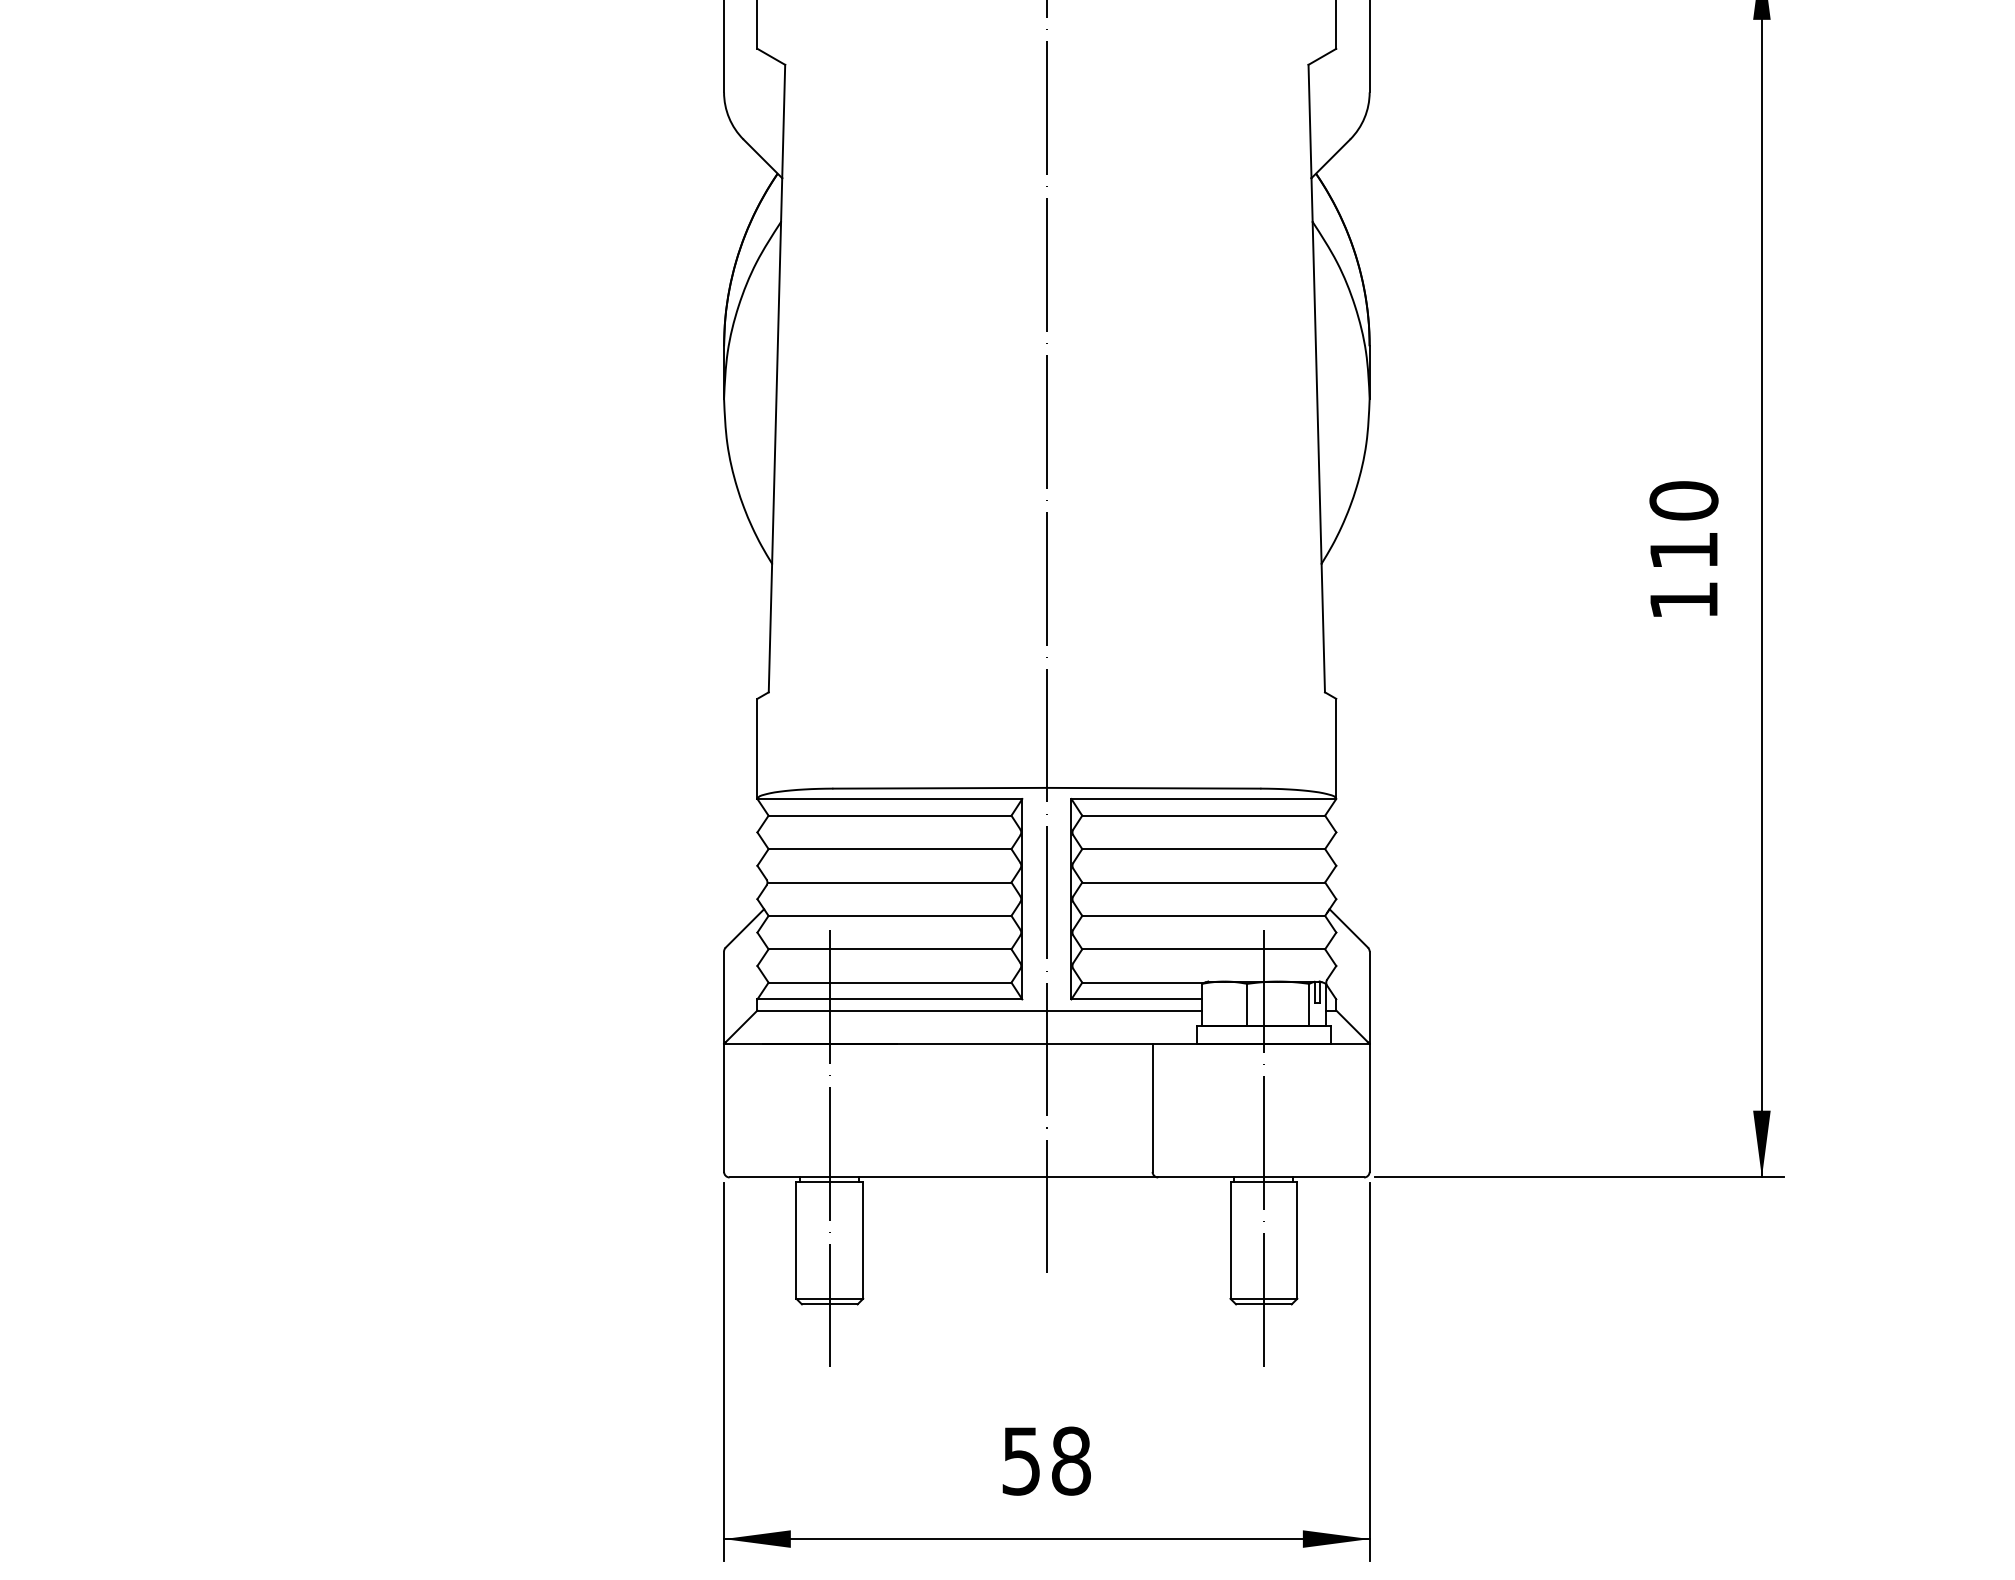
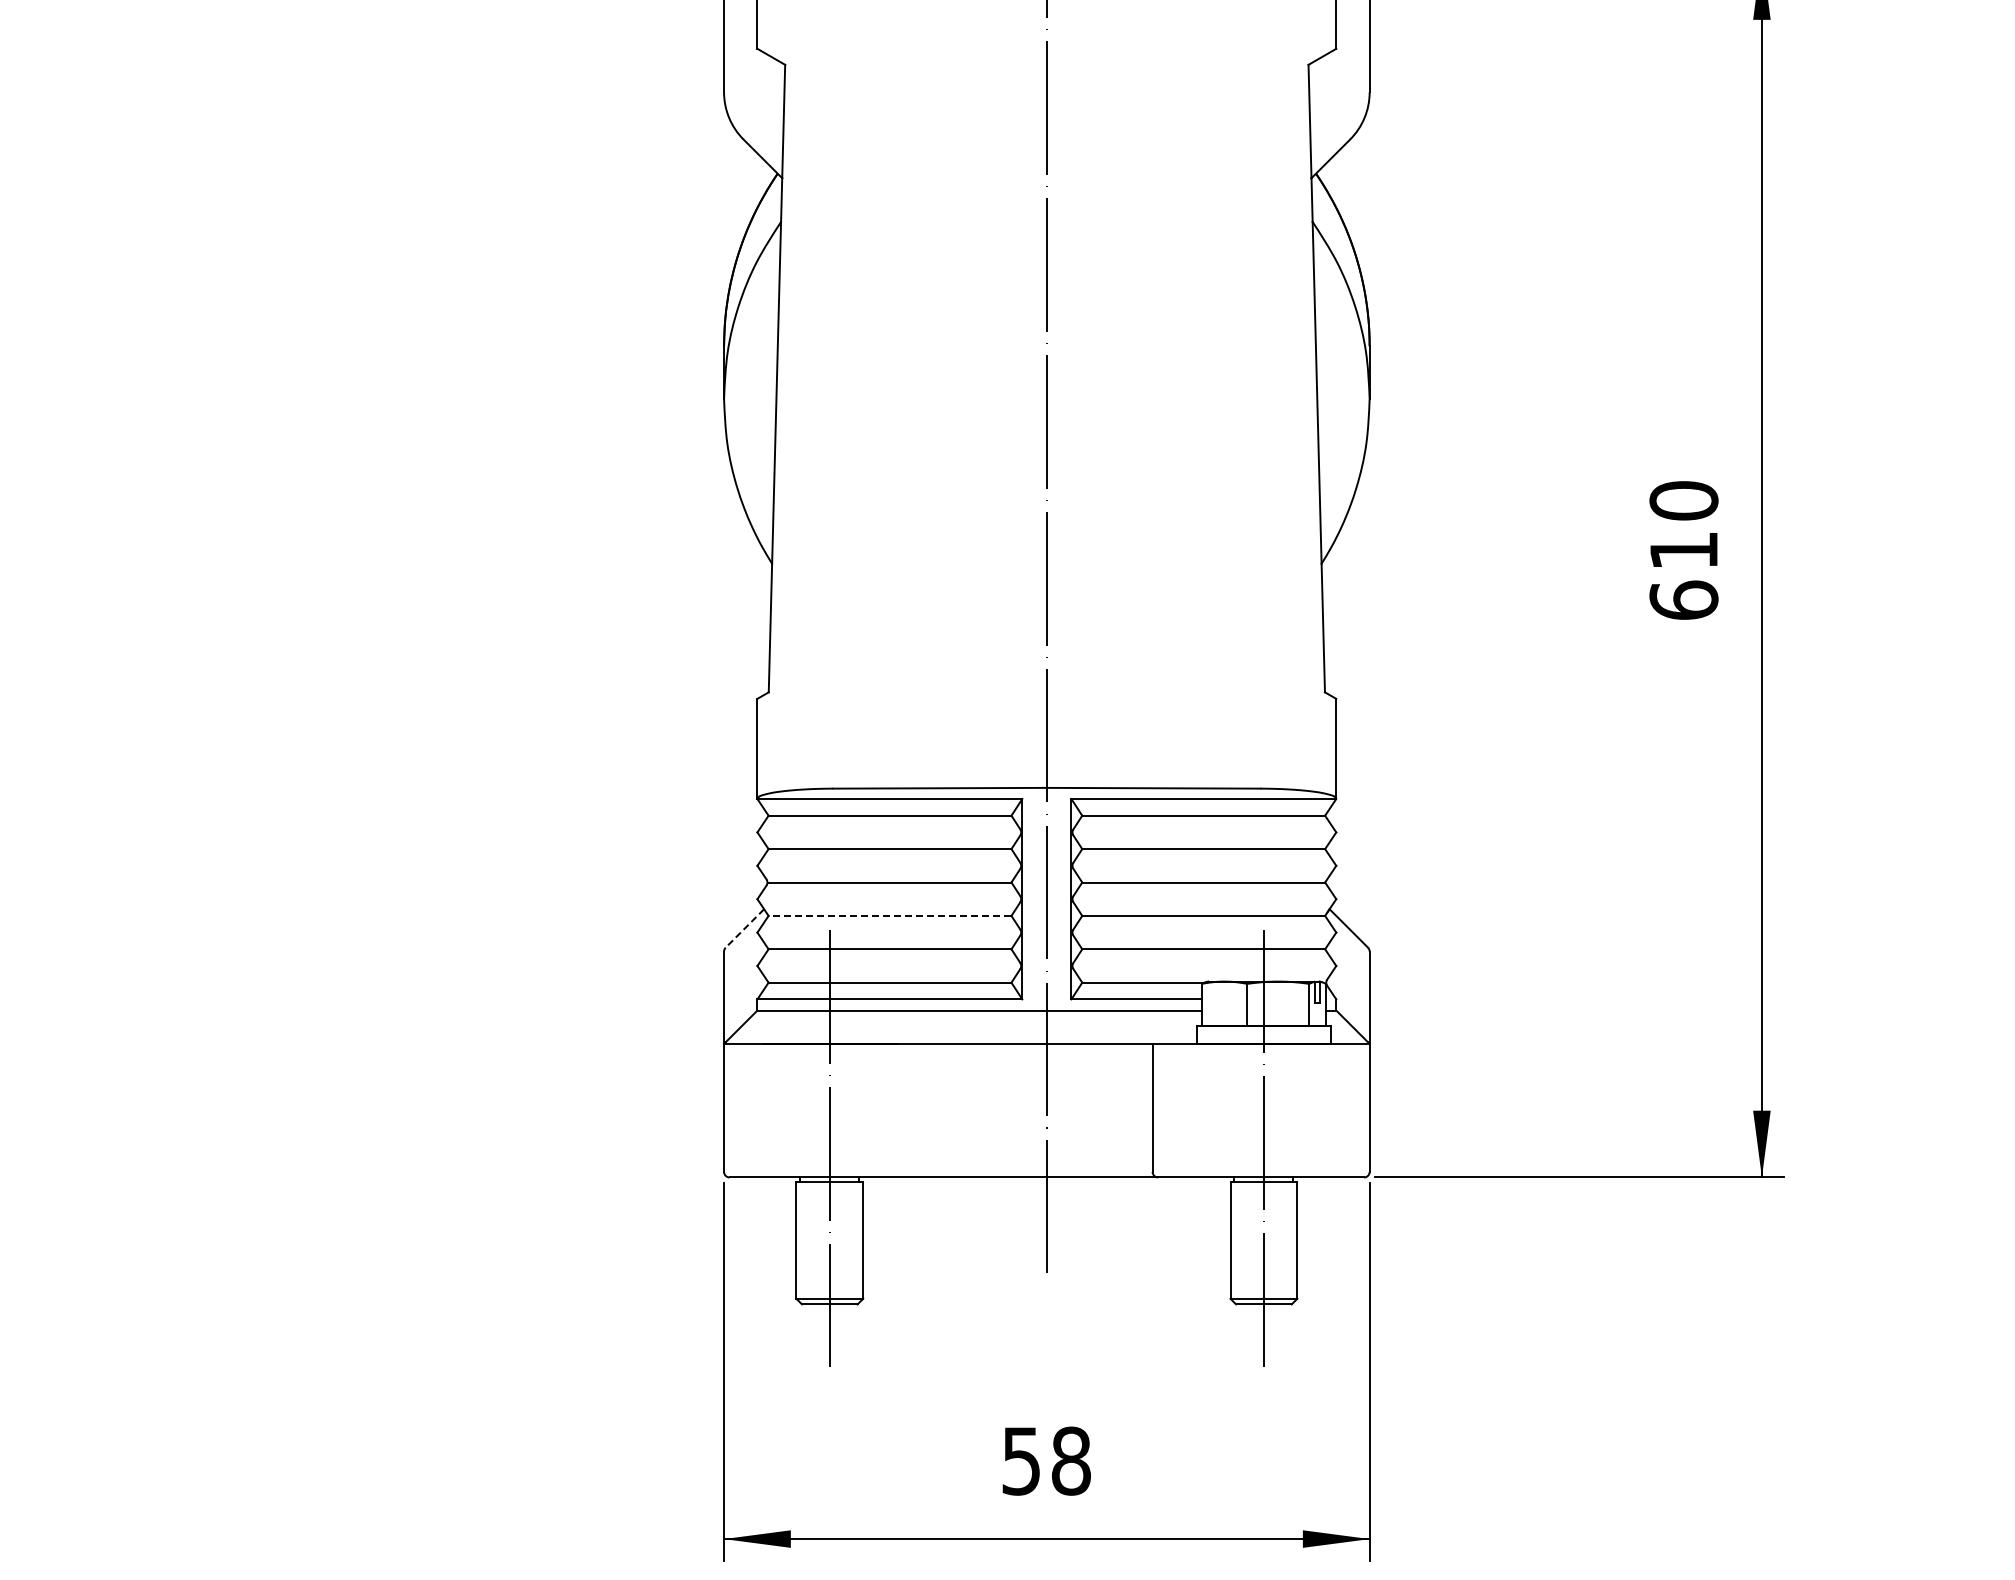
text: 110 -> 610 (1683, 599)
line: solid -> dashed (889, 915)
line: solid -> dashed (744, 928)
